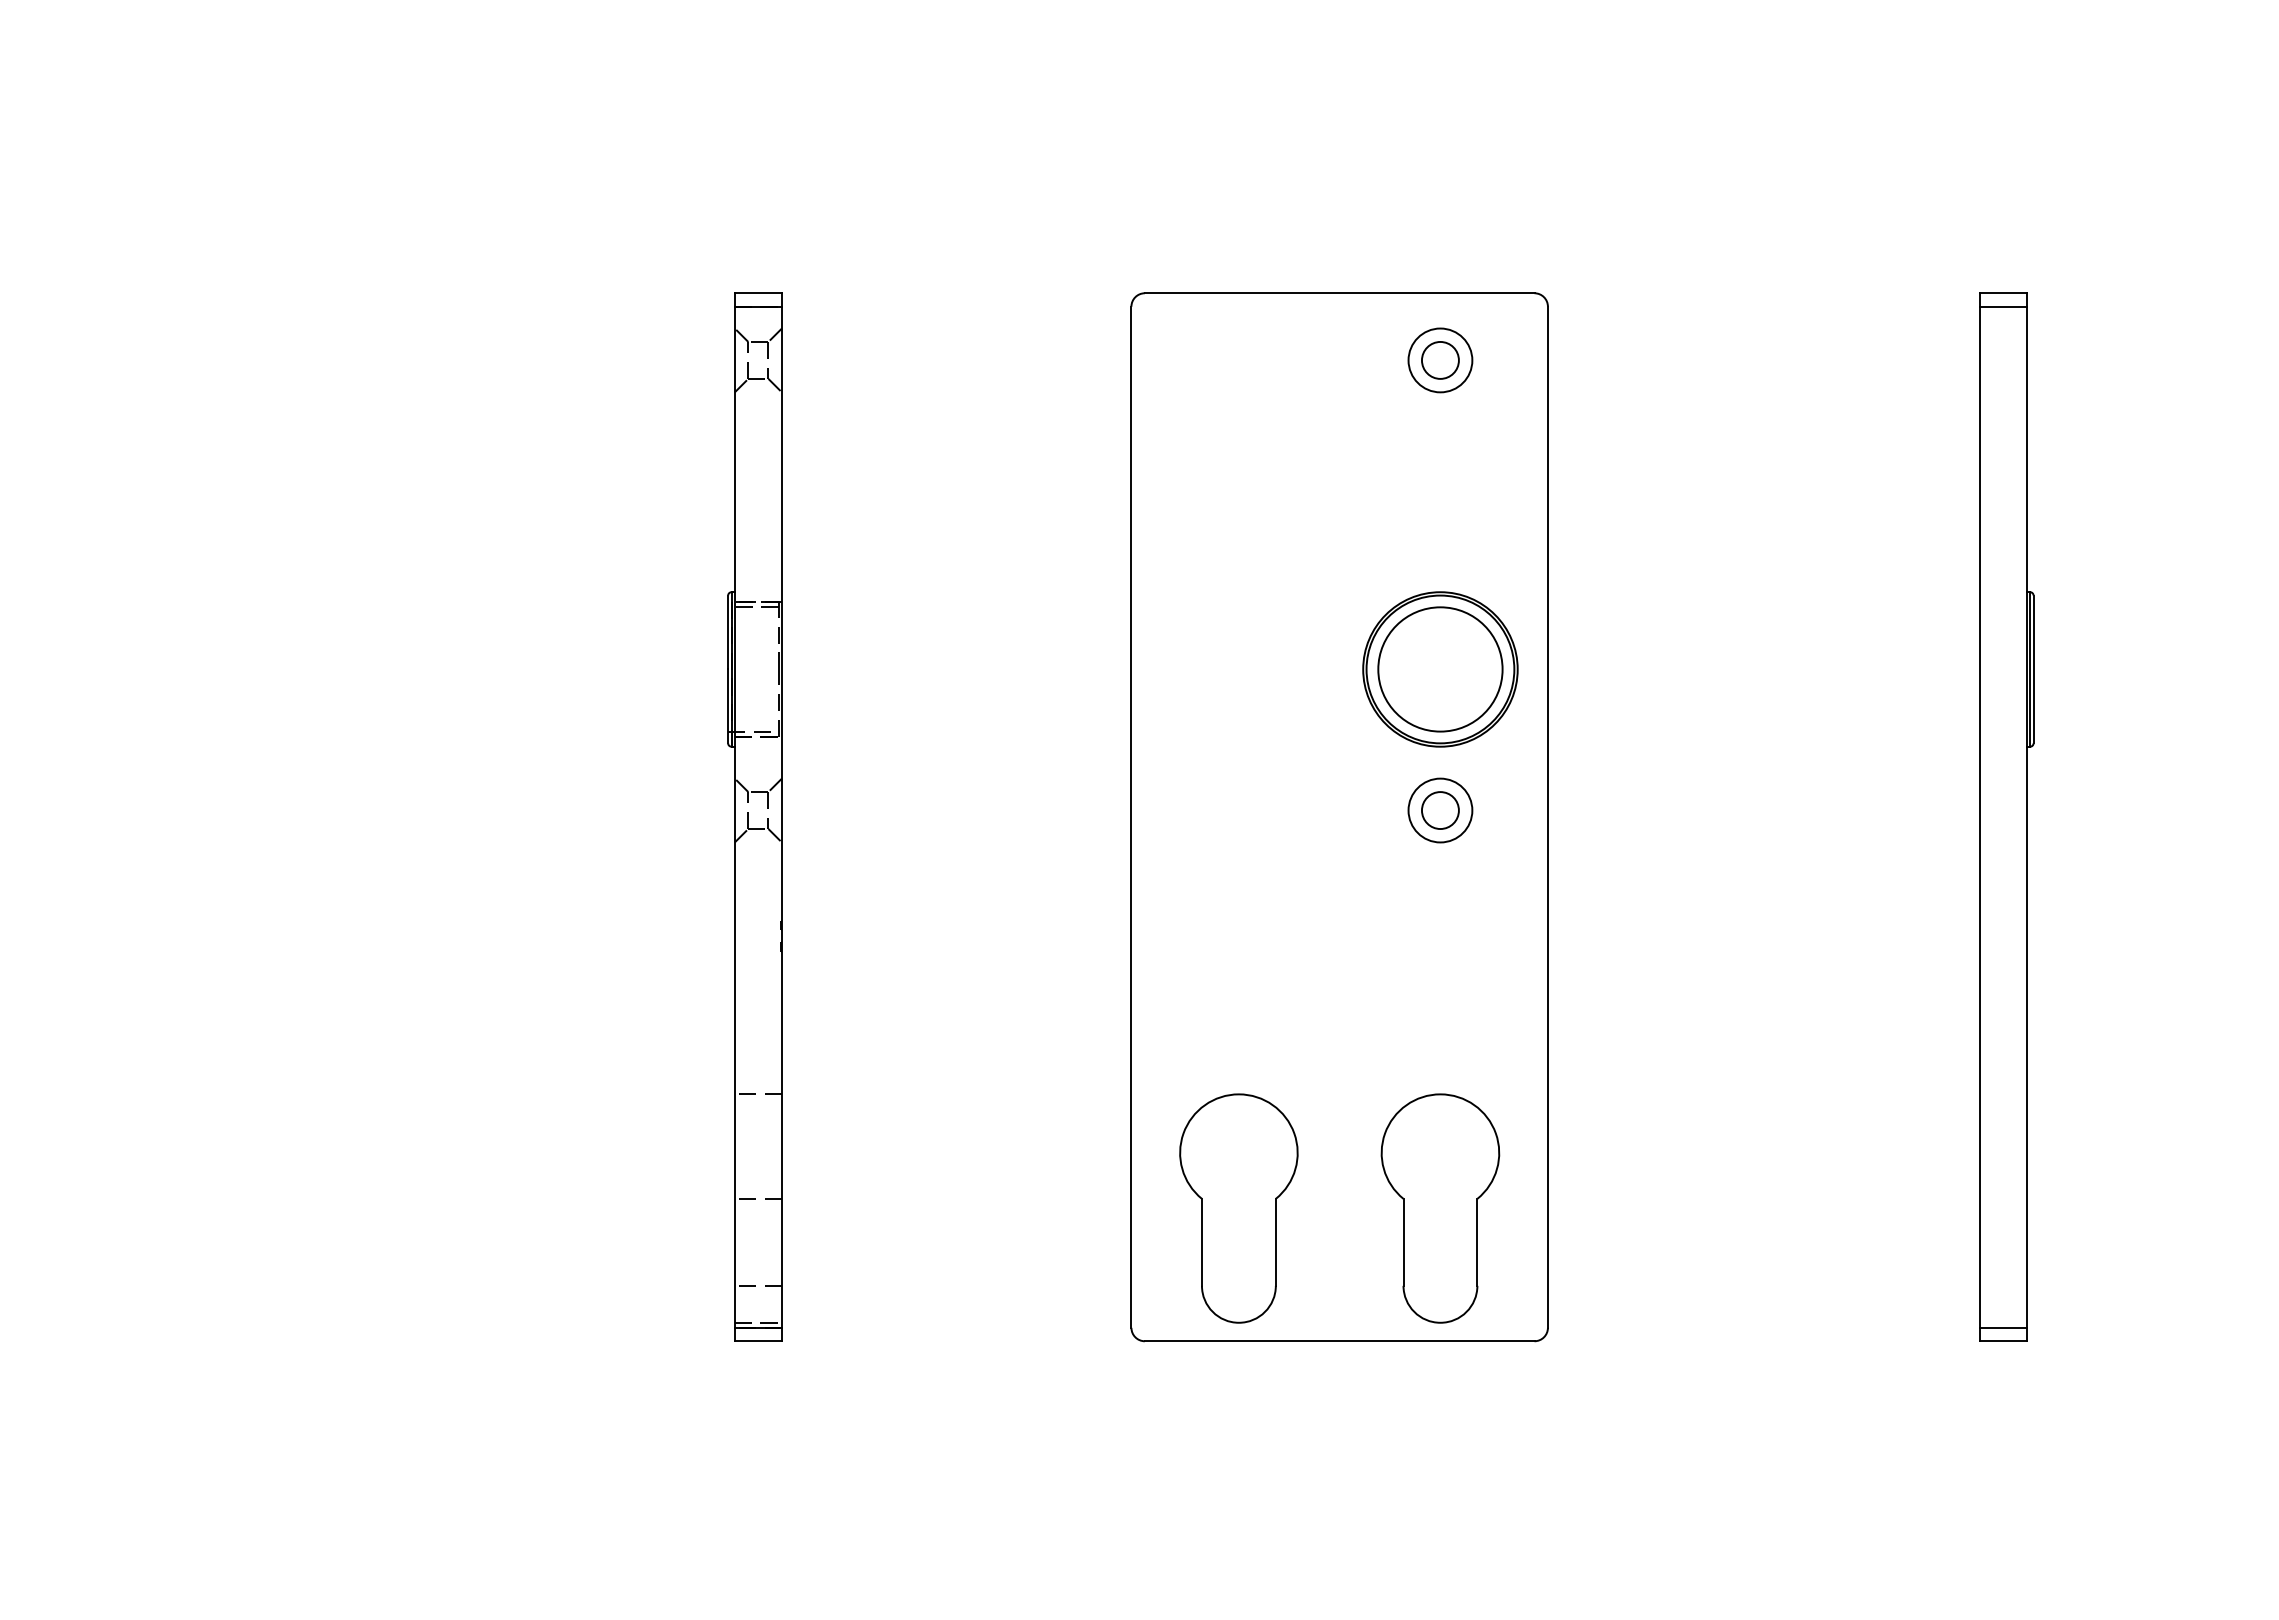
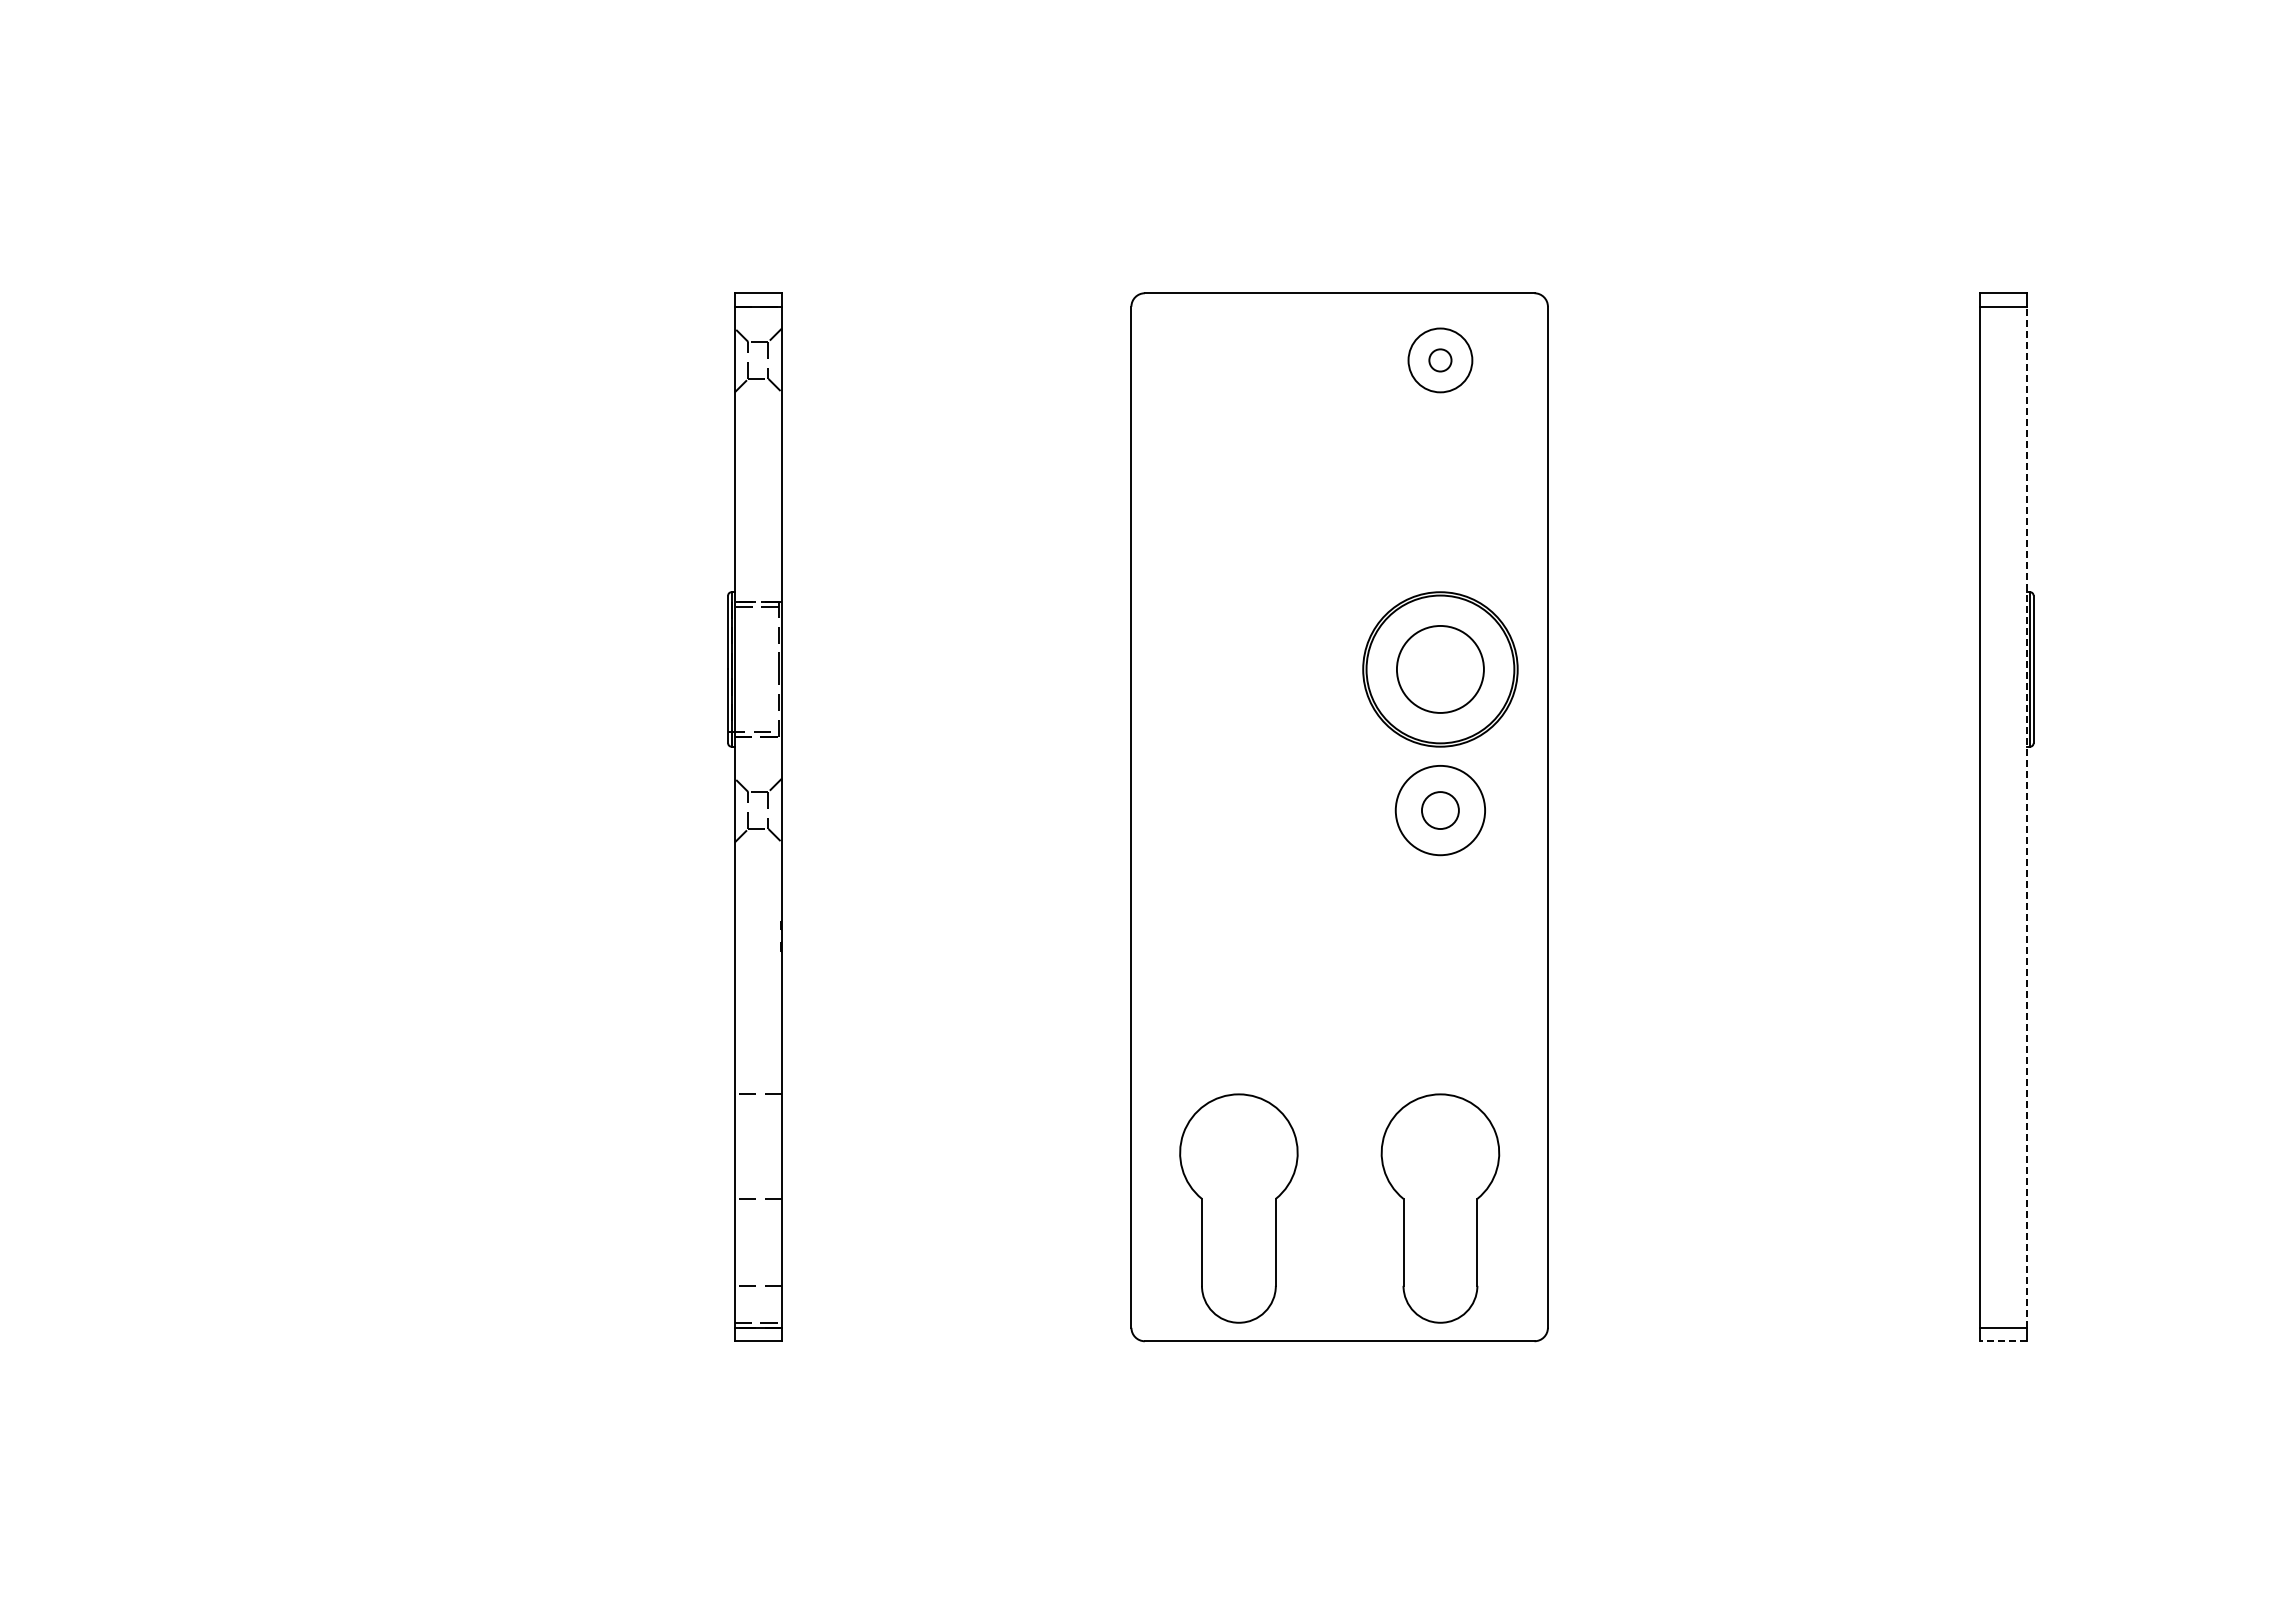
circle diameter: 37 px -> 22 px (1440, 360)
circle diameter: 124 px -> 87 px (1439, 668)
circle diameter: 64 px -> 89 px (1440, 810)
line: solid -> dashed (2026, 817)
line: solid -> dashed (2003, 1341)
